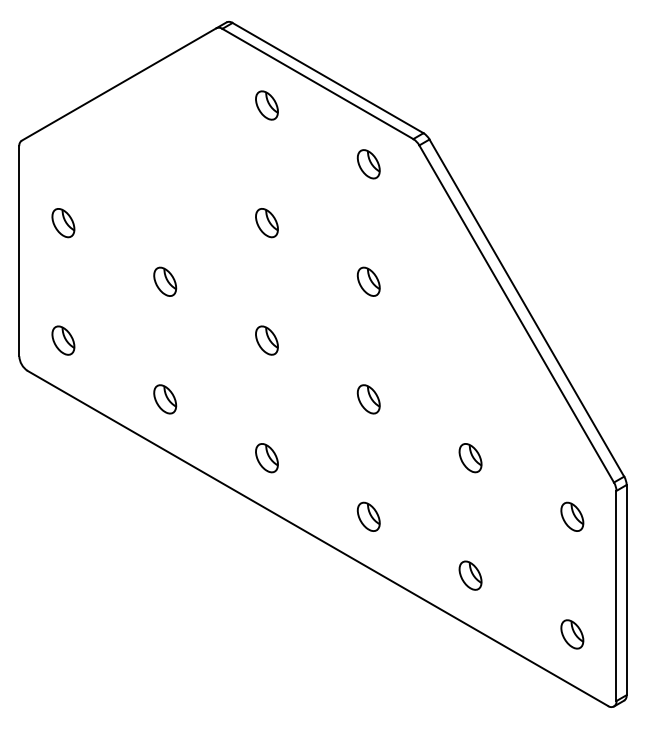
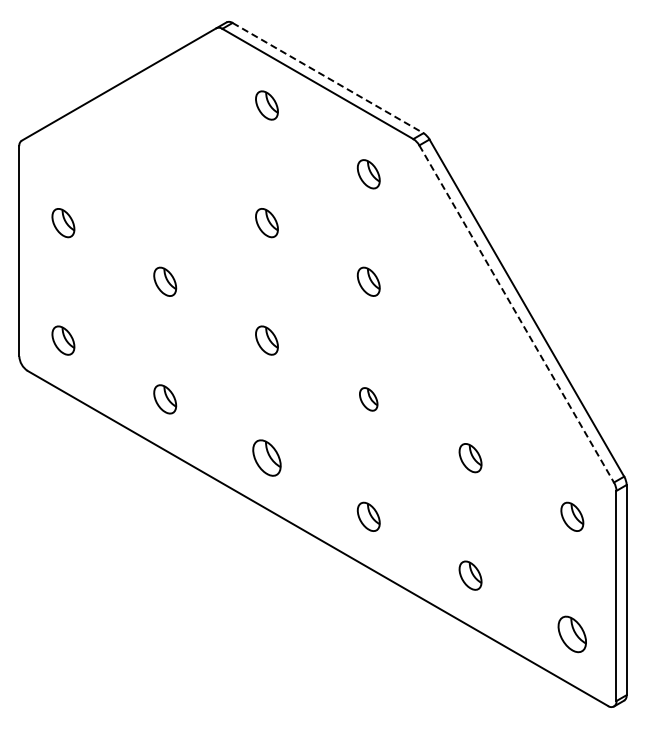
line: solid -> dashed (328, 78)
part position: (368, 164) -> (368, 174) (368, 174)
line: solid -> dashed (516, 313)
part size: 25x31 px -> 20x25 px (368, 399)
part size: 24x31 px -> 30x38 px (266, 457)
part size: 25x31 px -> 30x39 px (571, 634)
